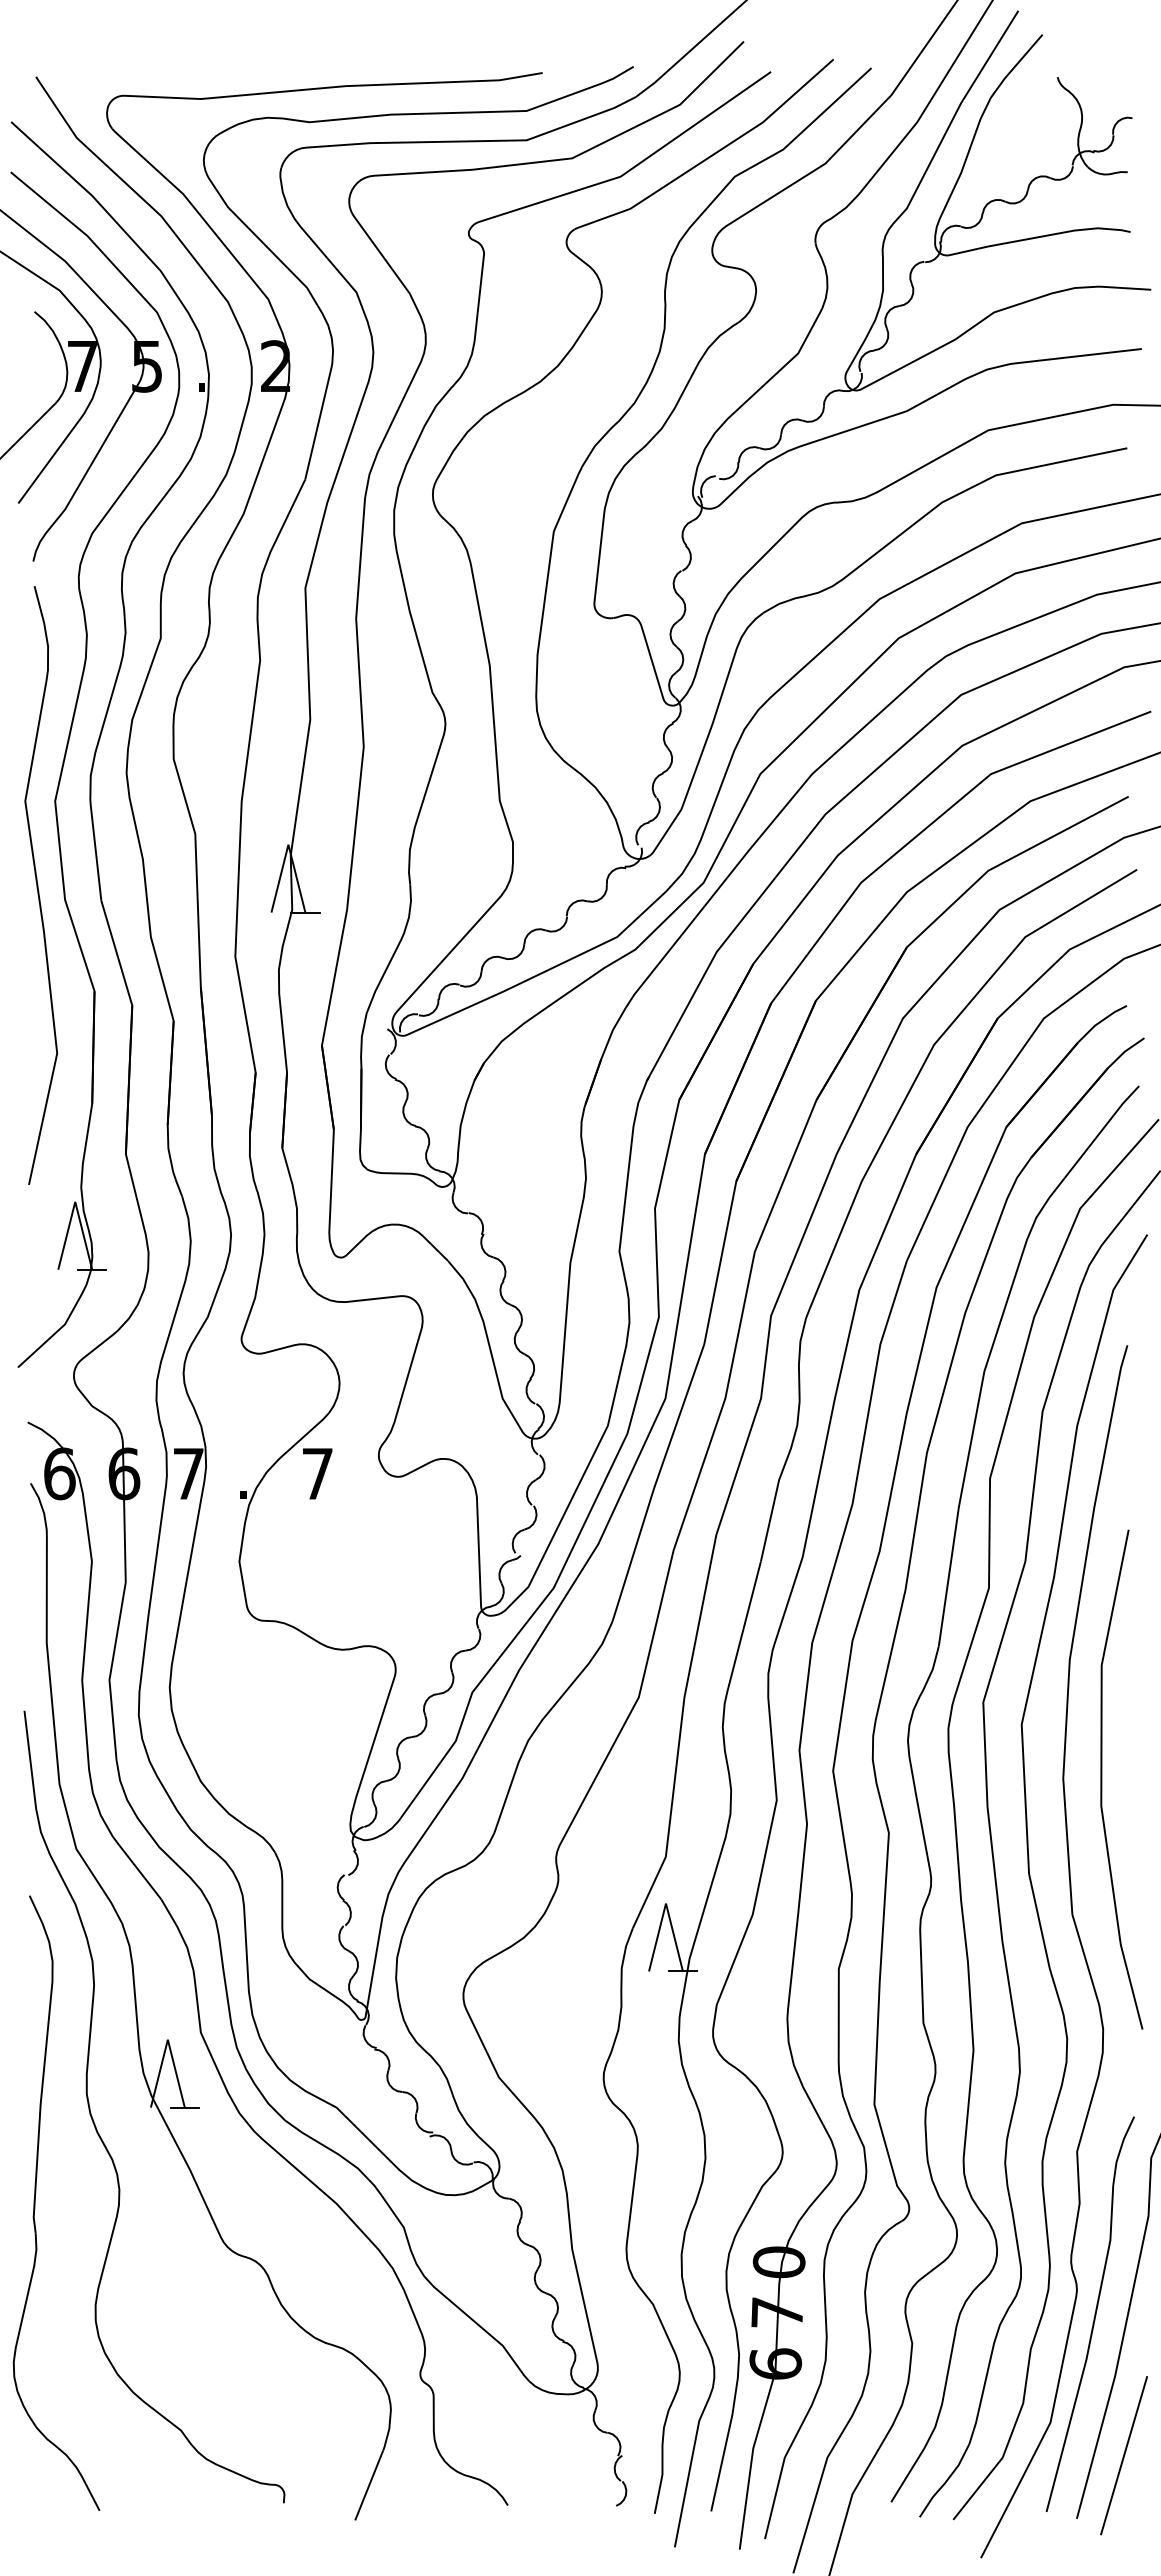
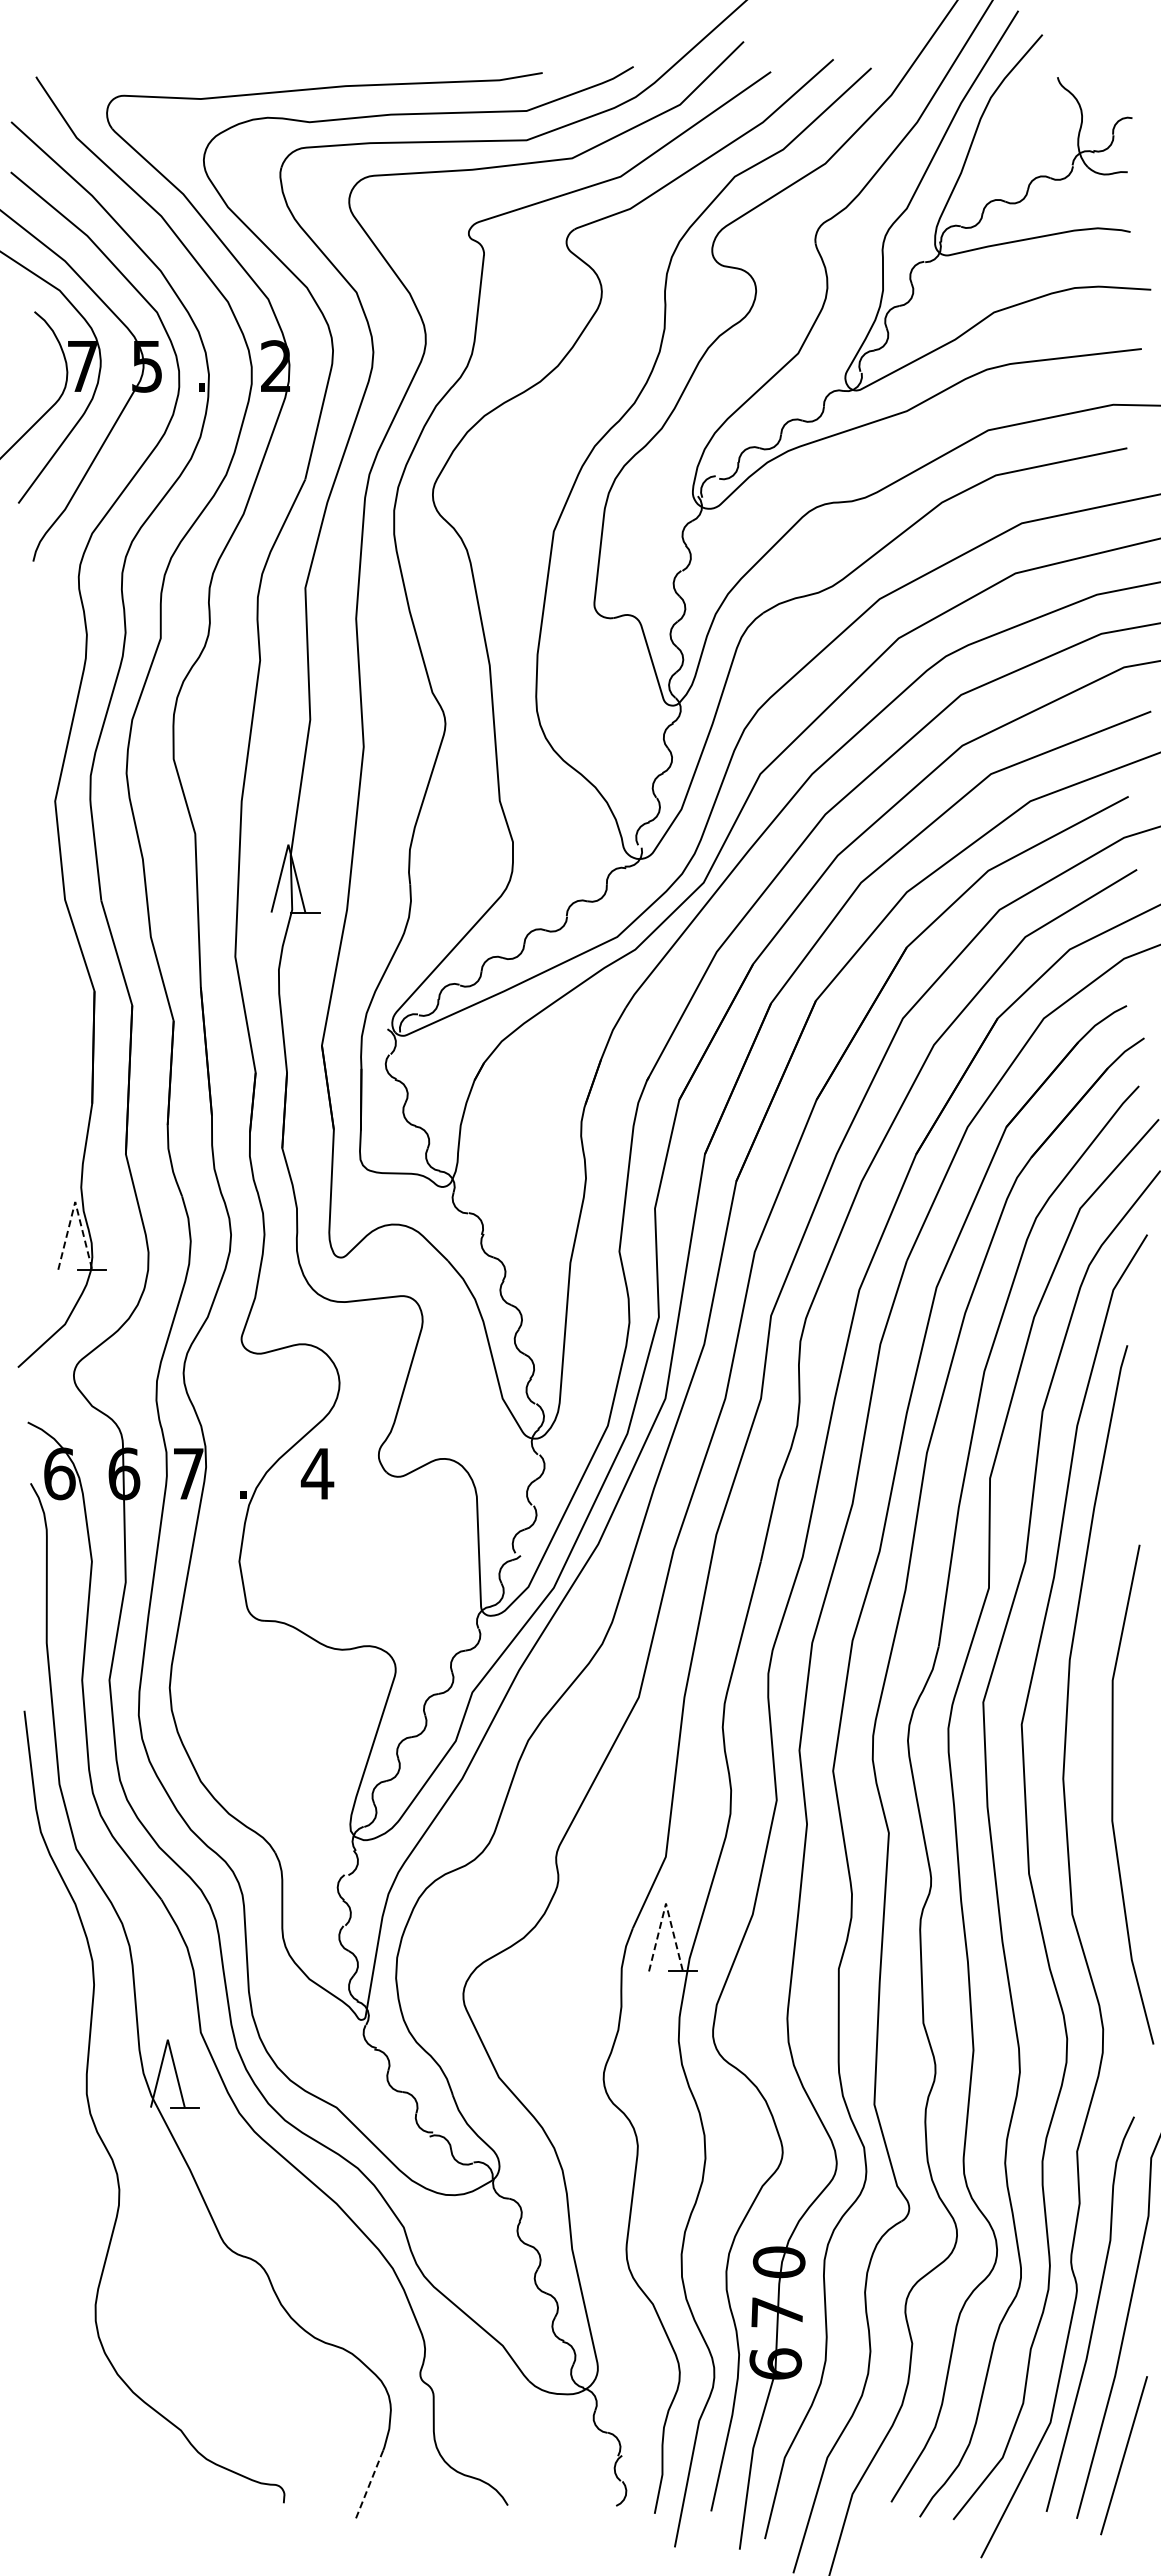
curve: present -> none (38, 885)
line: solid -> dashed (75, 1201)
text: 7 -> 4 (317, 1473)
line position: (1102, 1779) -> (1113, 1794) (1113, 1794)
line: solid -> dashed (666, 1903)
part: present -> none (35, 2202)
line: solid -> dashed (369, 2485)
